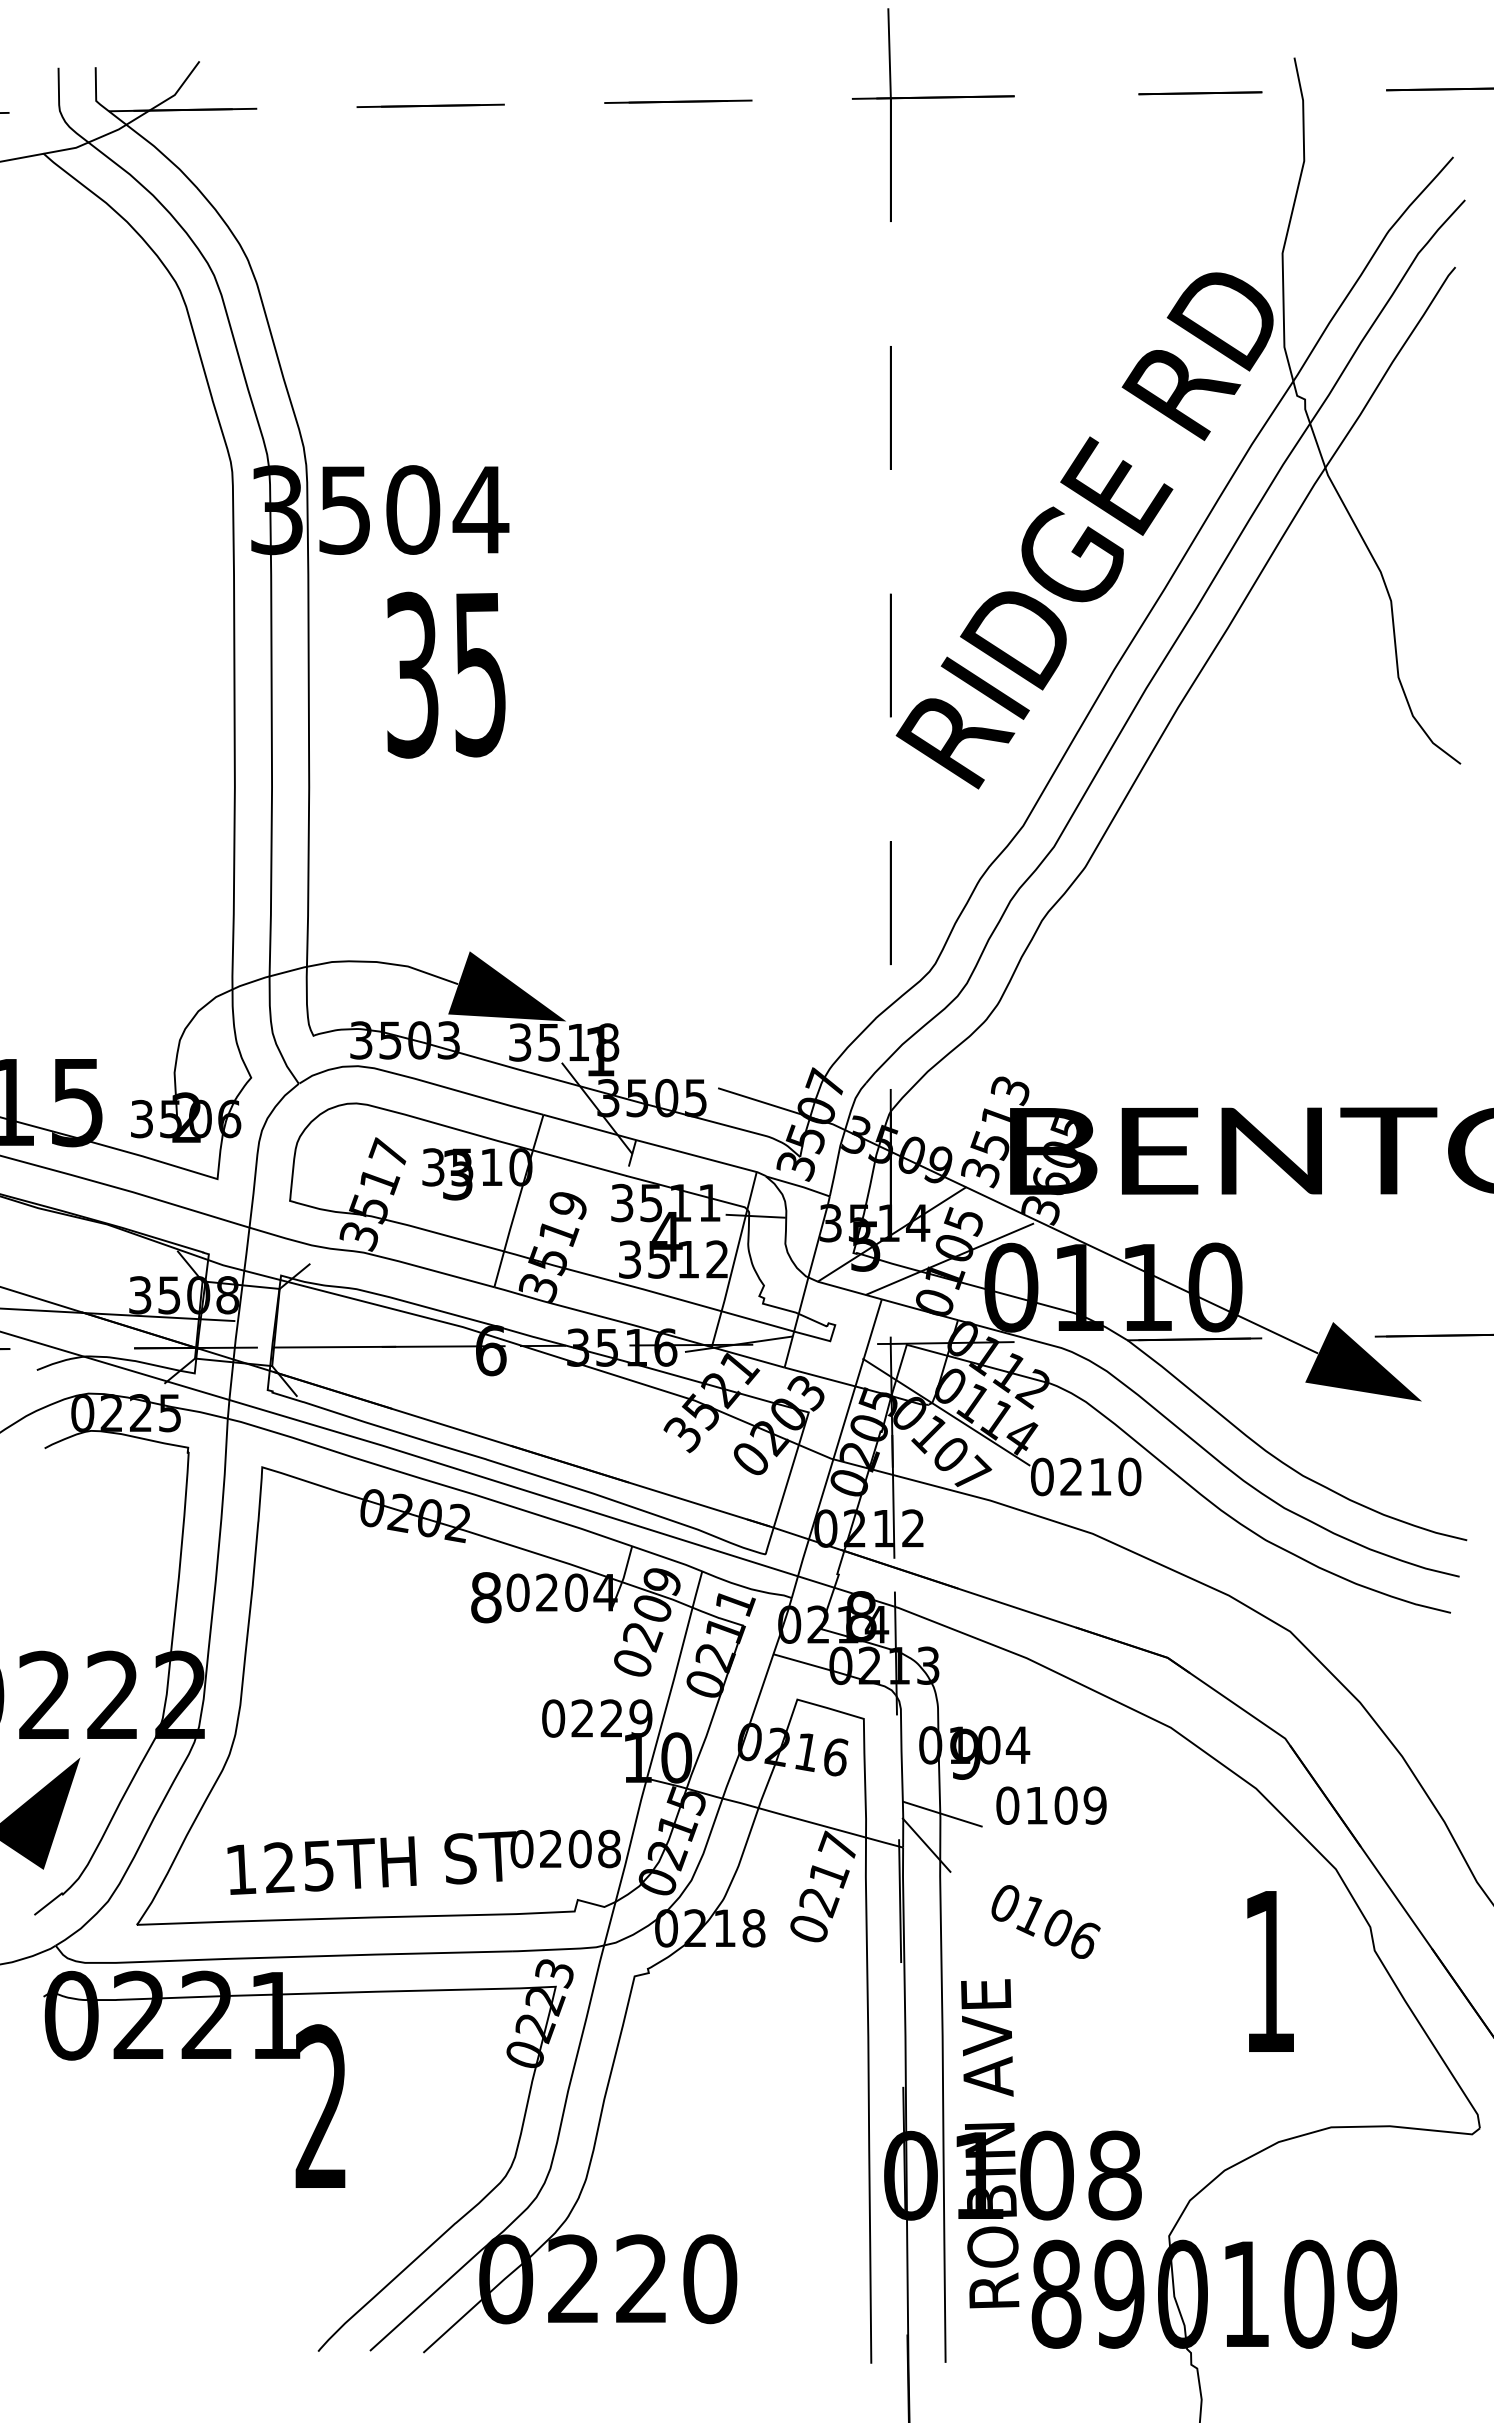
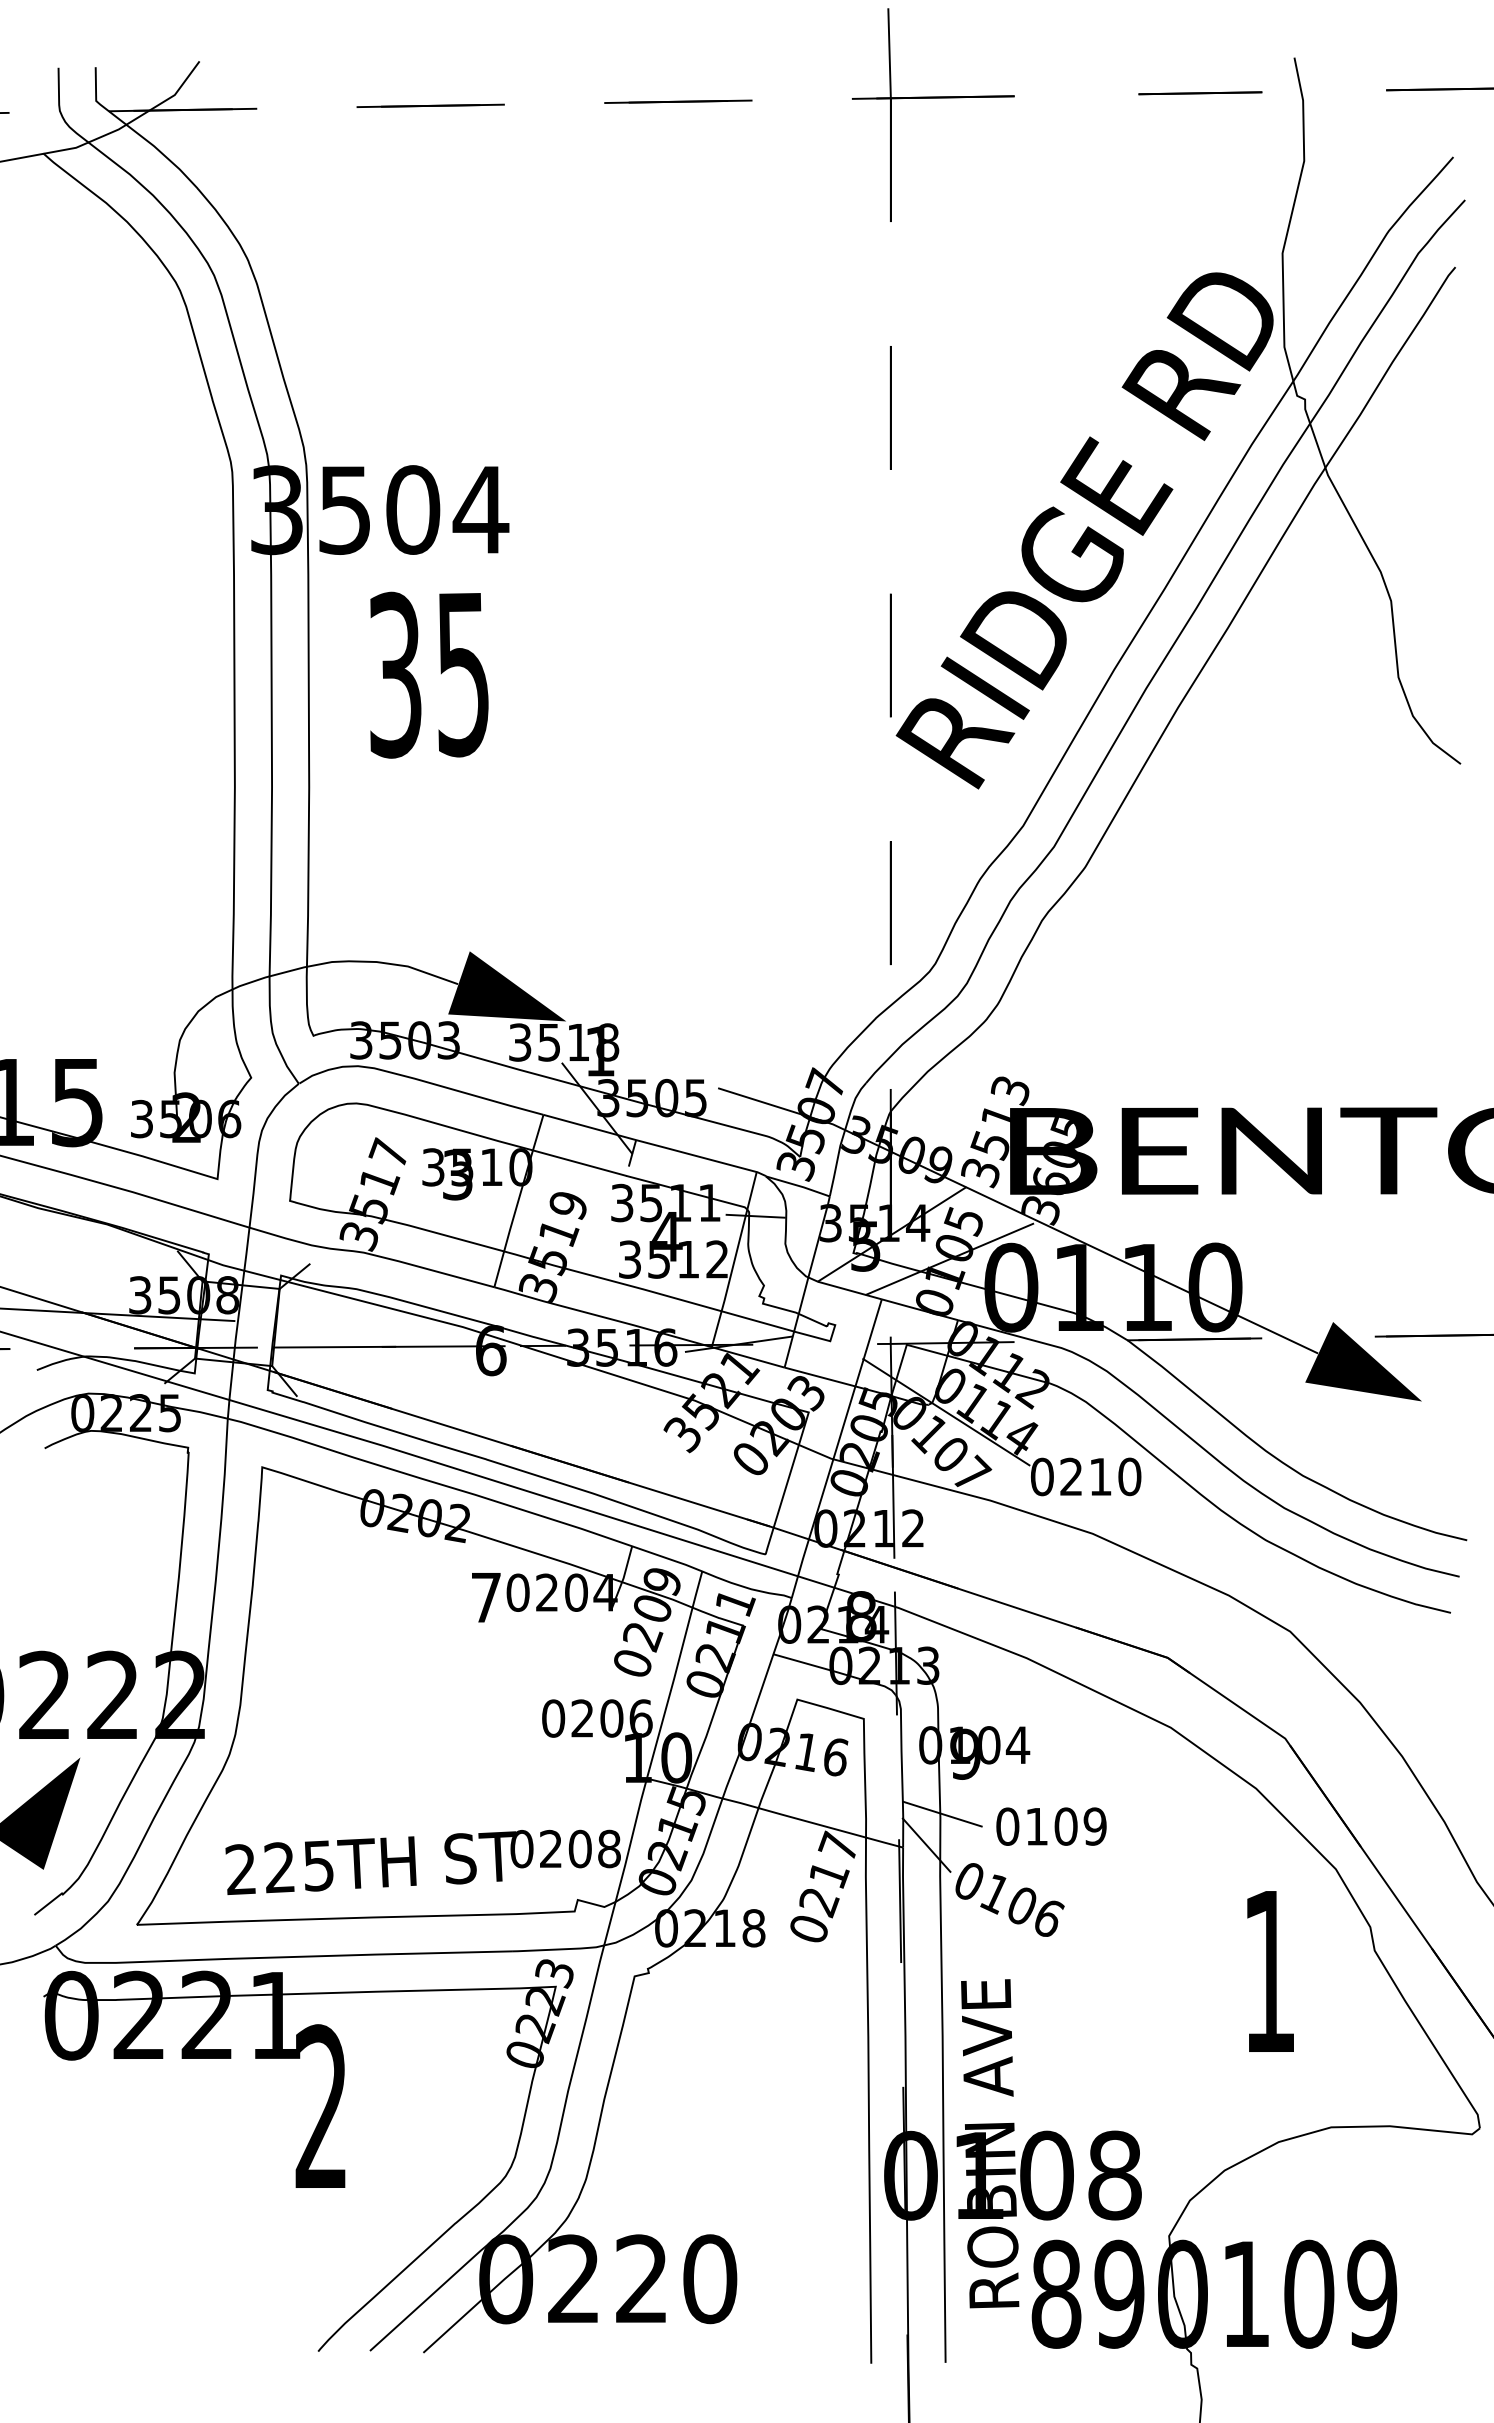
text position: (446, 674) -> (429, 674) (429, 674)
text: 8 -> 7 (486, 1597)
text: 0229 -> 0206 (626, 1718)
text position: (1051, 1805) -> (1051, 1826) (1051, 1826)
text: 125TH -> 225TH (240, 1869)
text position: (1045, 1921) -> (1009, 1899) (1009, 1899)
